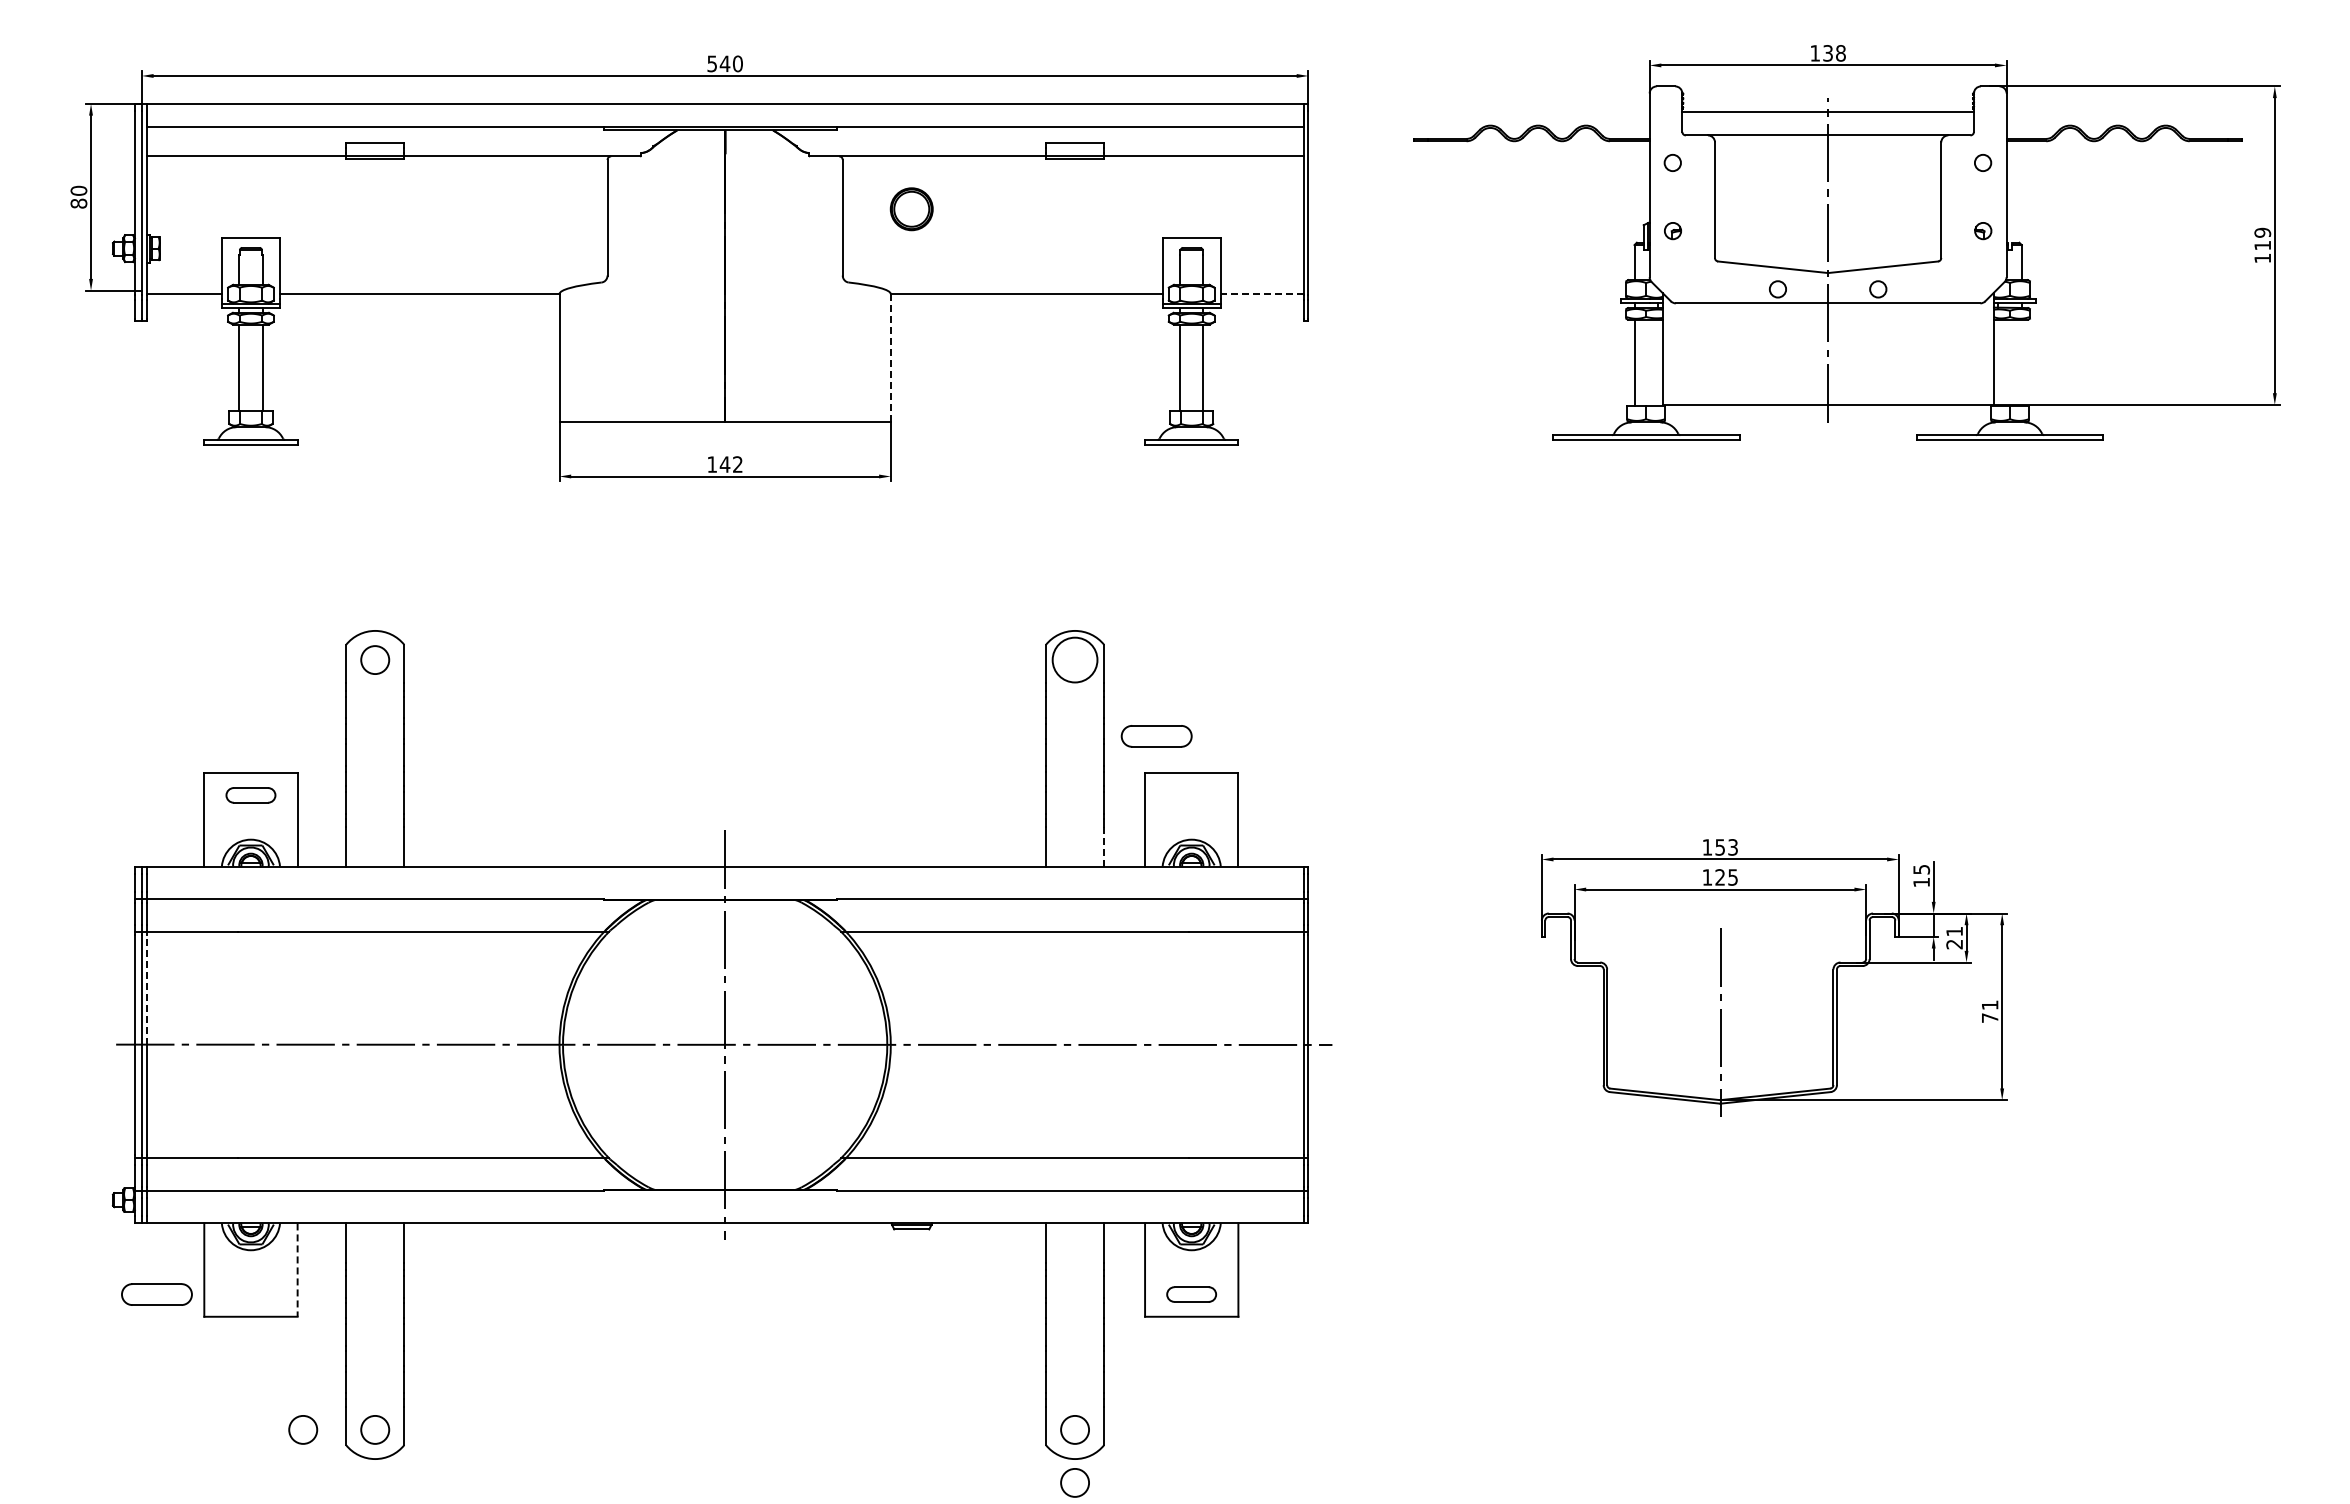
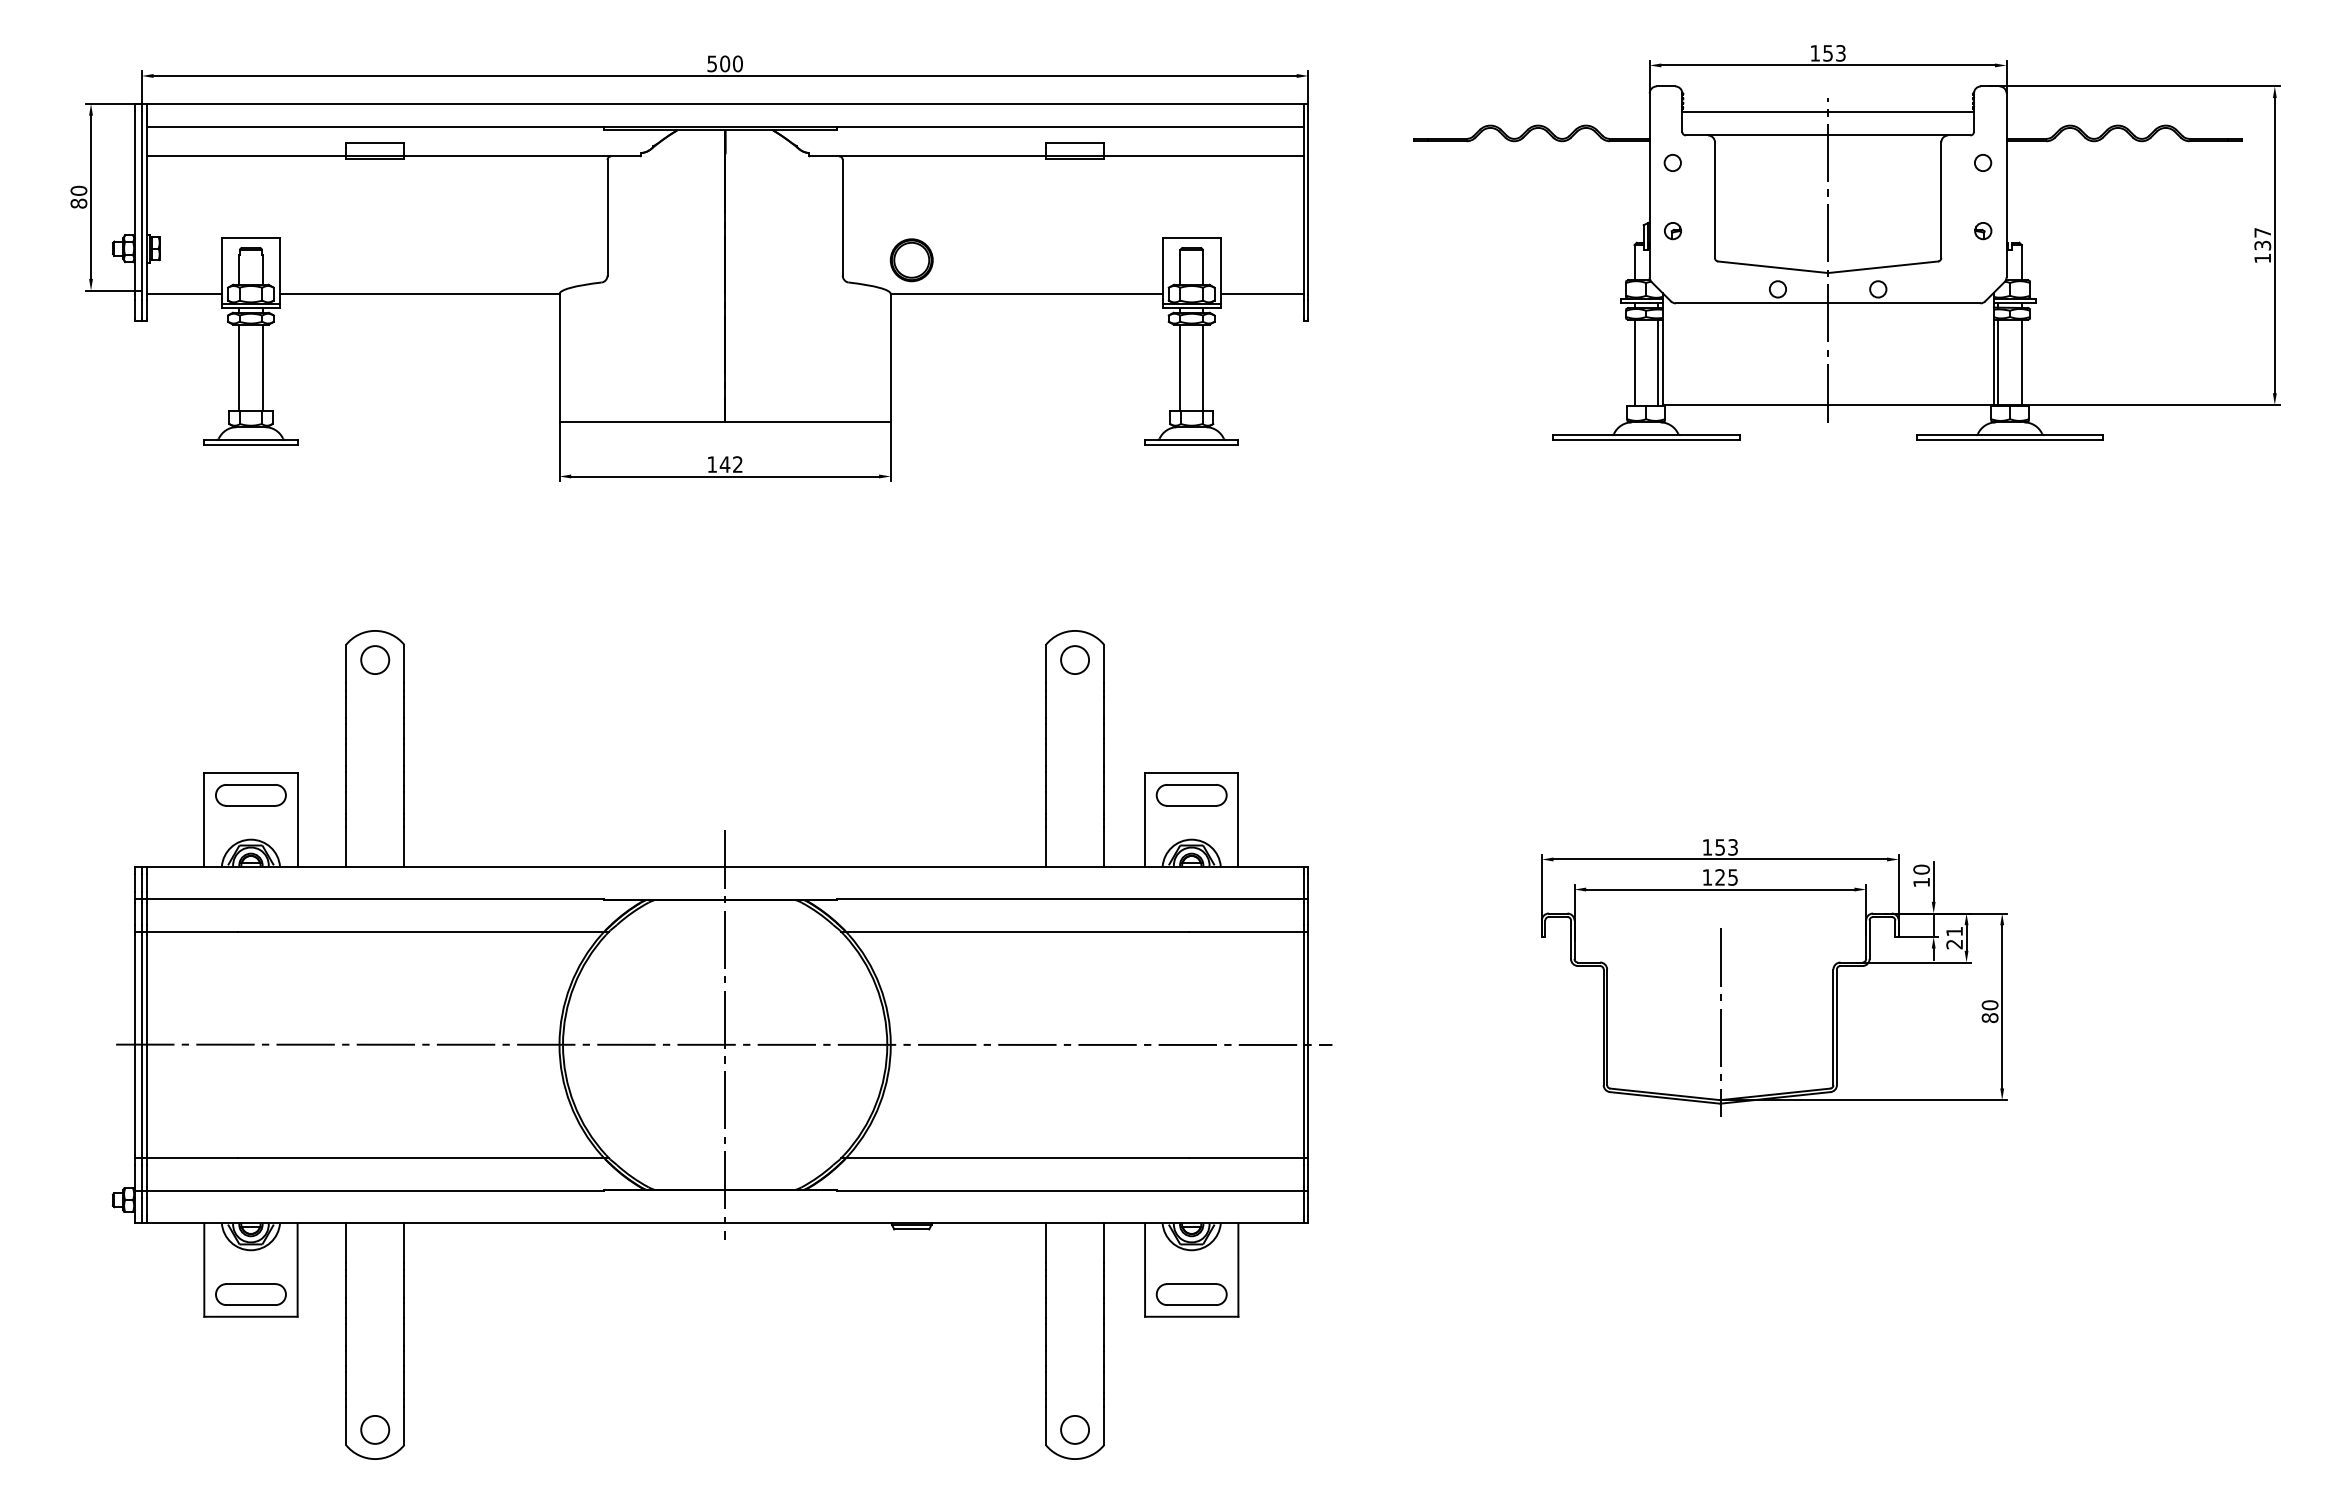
text: 138 -> 153 (1834, 53)
text: 540 -> 500 (724, 63)
part position: (911, 209) -> (911, 260) (911, 260)
text: 119 -> 137 (2262, 238)
line: dashed -> solid (1261, 294)
line: dashed -> solid (890, 358)
line: none -> present (1657, 362)
line: none -> present (1998, 362)
line: none -> present (2021, 362)
circle diameter: 45 px -> 28 px (1075, 660)
part position: (1156, 736) -> (1191, 795) (1191, 795)
part size: 52x17 px -> 72x23 px (250, 795)
line: dashed -> solid (1104, 846)
text: 15 -> 10 (1921, 869)
line: dashed -> solid (146, 989)
text: 71 -> 80 (1989, 1011)
line: dashed -> solid (297, 1270)
part position: (156, 1294) -> (250, 1294) (250, 1294)
part size: 51x17 px -> 73x23 px (1191, 1294)
circle: present -> none (303, 1429)
circle: present -> none (1074, 1482)
